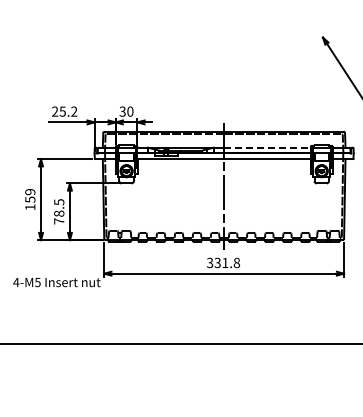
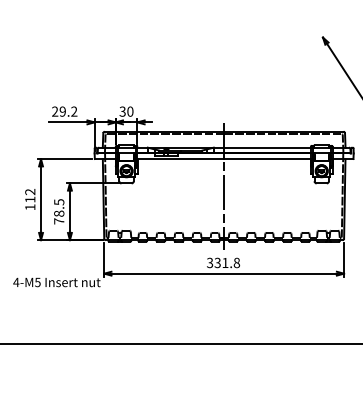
text: 25.2 -> 29.2 (62, 111)
line: dashed -> solid (268, 147)
text: 159 -> 112 (30, 195)
